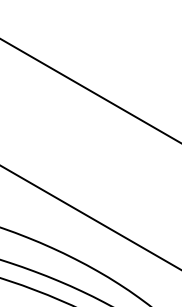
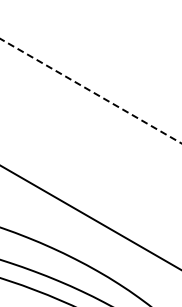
line: solid -> dashed (90, 91)
